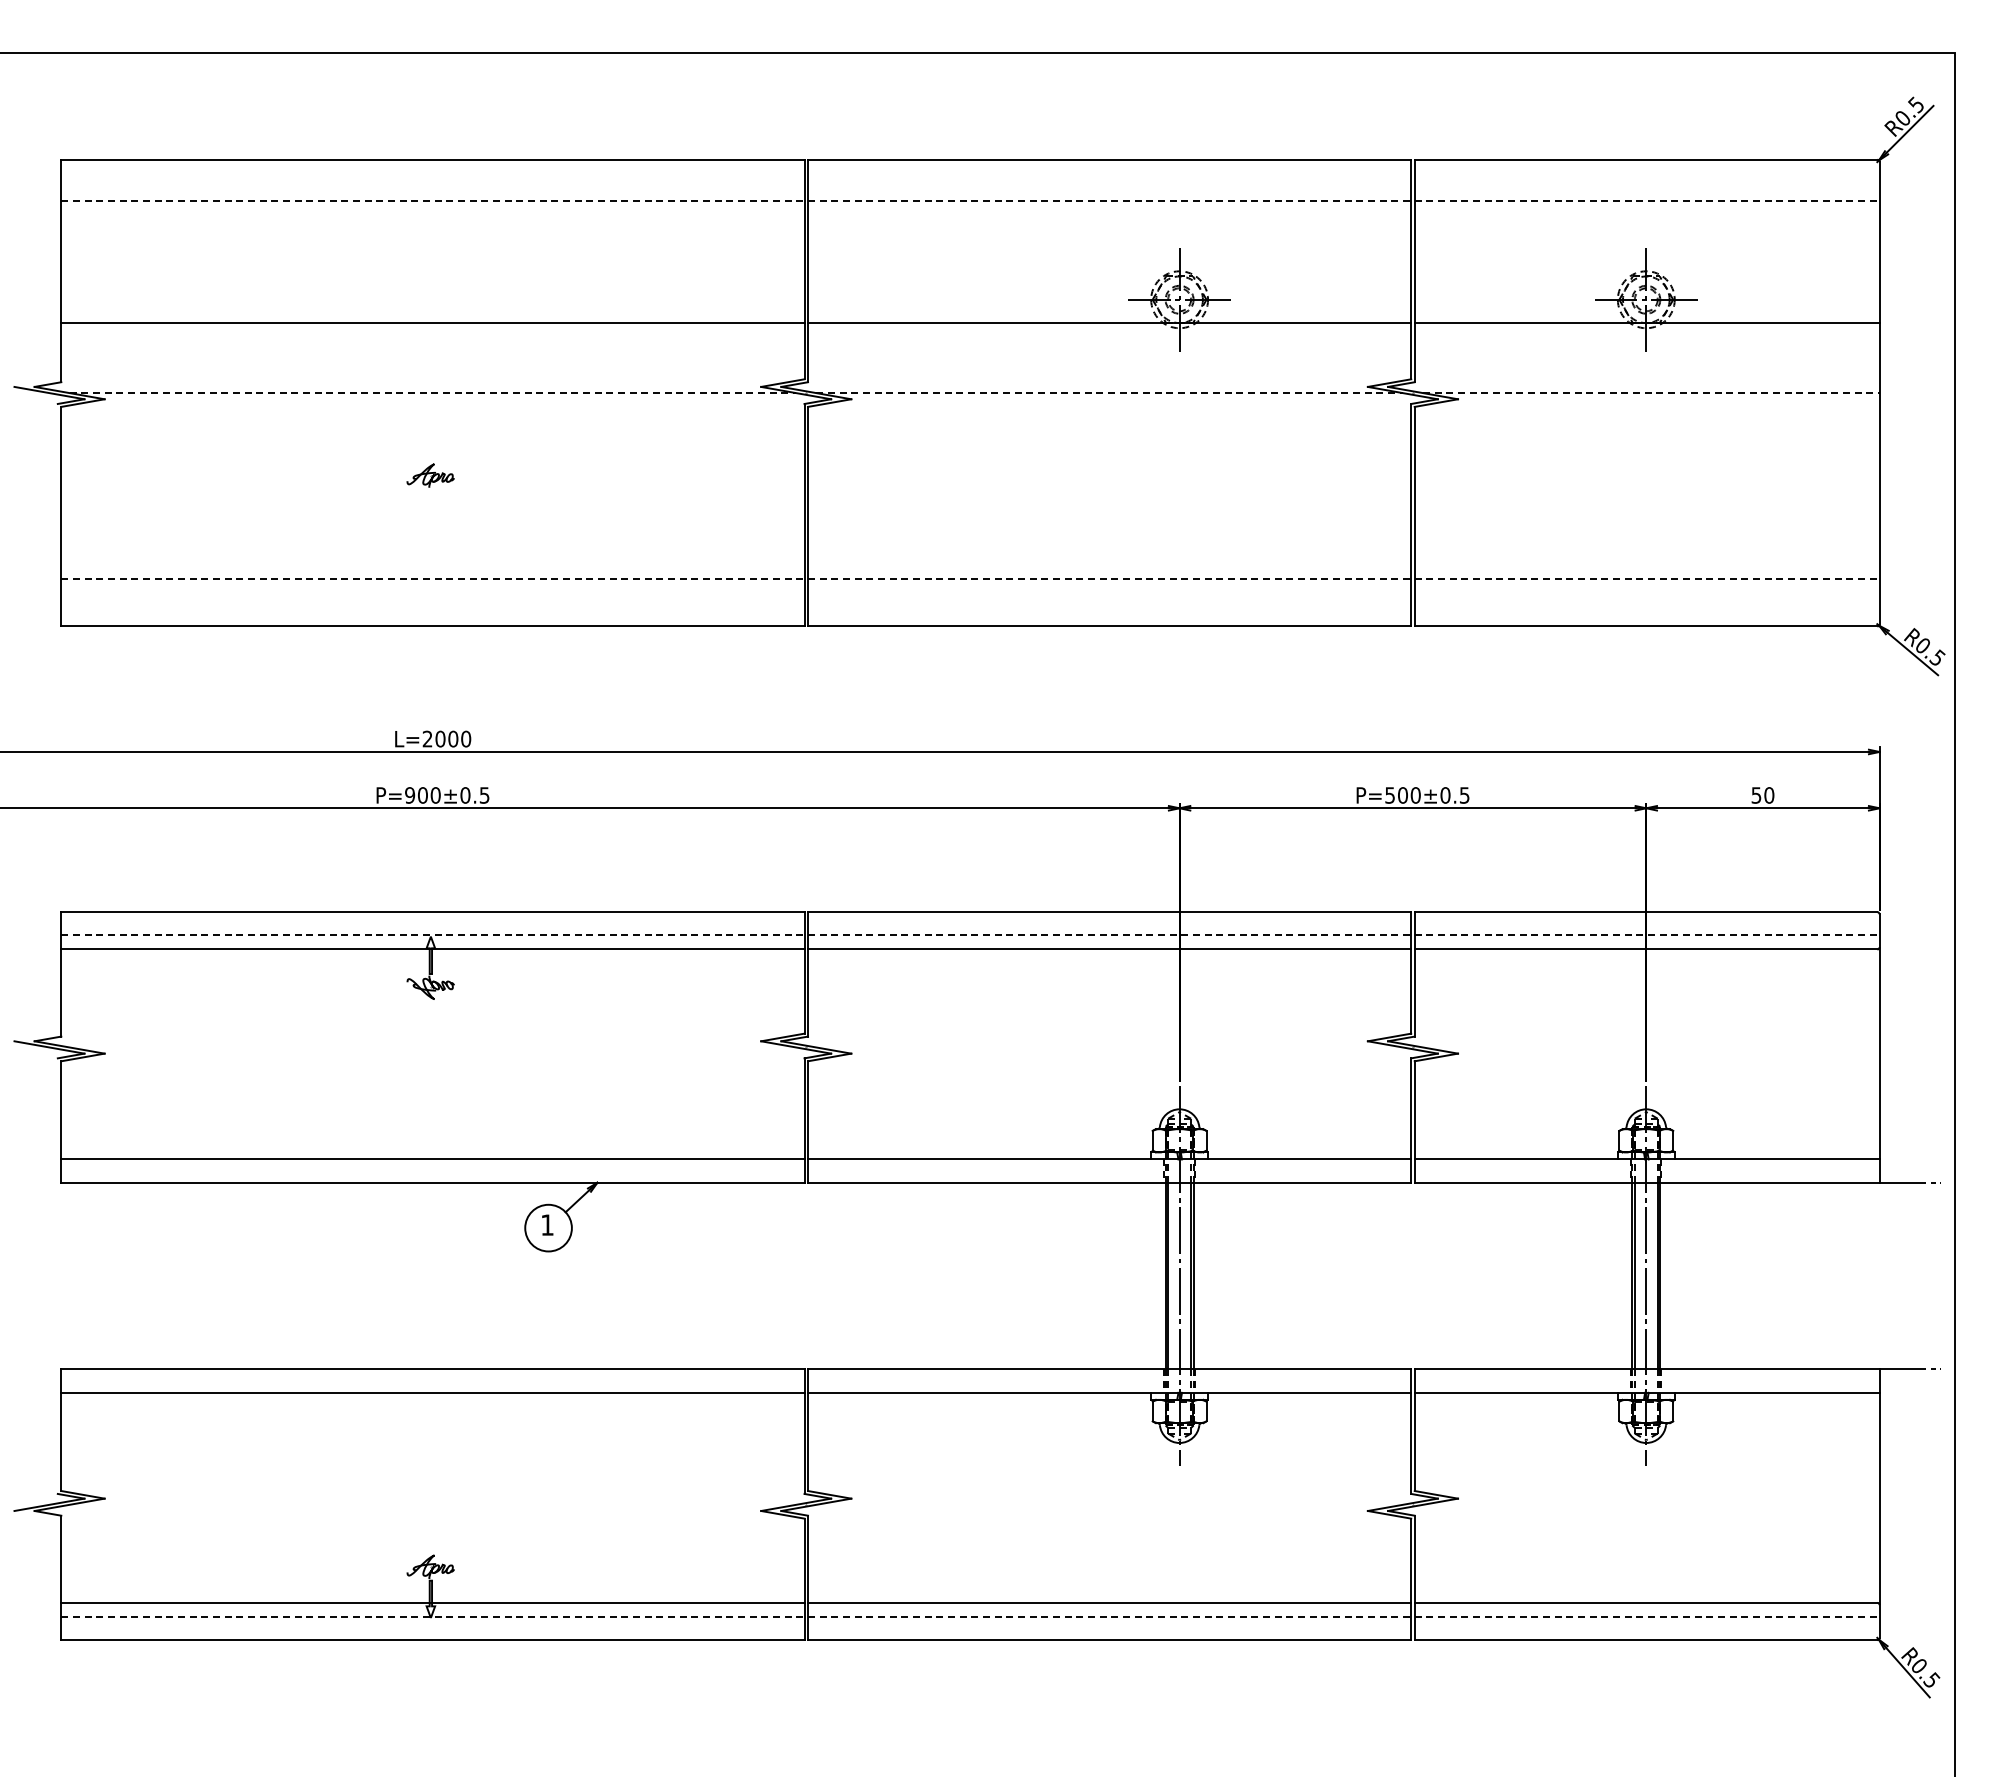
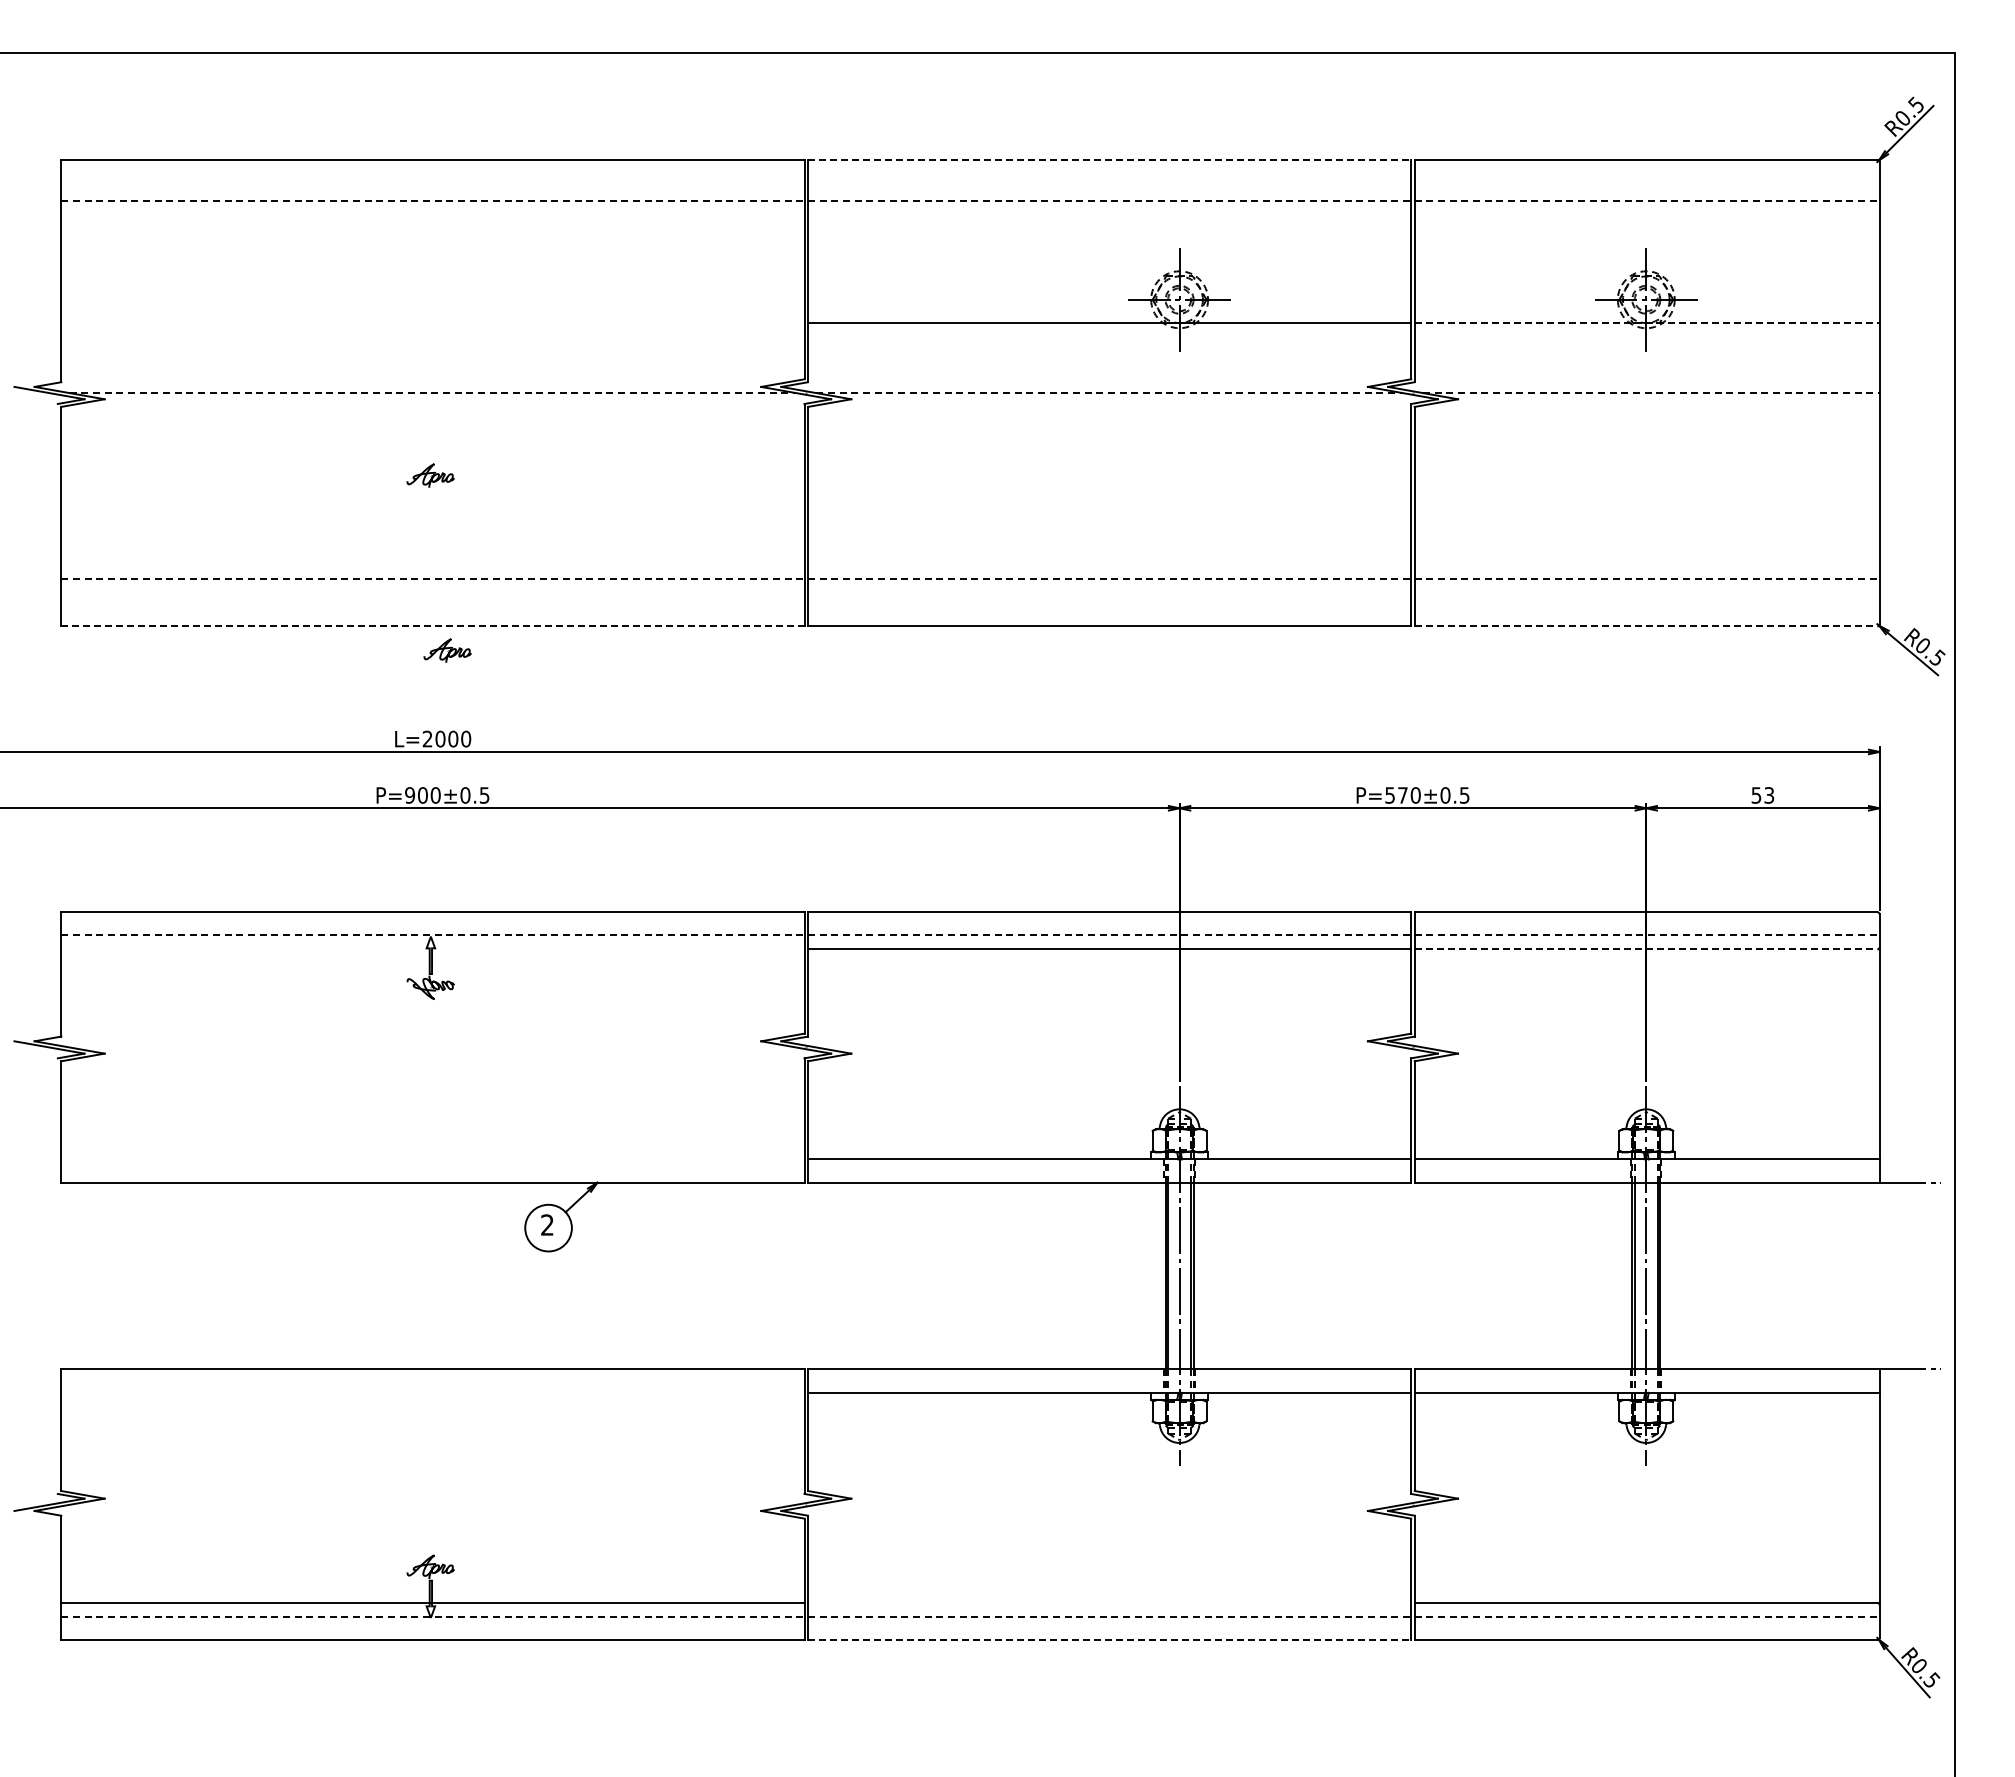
line: solid -> dashed (1109, 159)
line: present -> none (432, 323)
line: solid -> dashed (1647, 323)
line: solid -> dashed (432, 626)
line: solid -> dashed (1646, 626)
part: none -> present (447, 650)
text: P=500±0.5 -> P=570±0.5 (1402, 795)
text: 50 -> 53 (1769, 795)
line: present -> none (432, 949)
line: solid -> dashed (1646, 949)
line: present -> none (432, 1159)
text: 1 -> 2 (547, 1224)
line: present -> none (432, 1392)
line: present -> none (1109, 1602)
line: solid -> dashed (1109, 1640)
